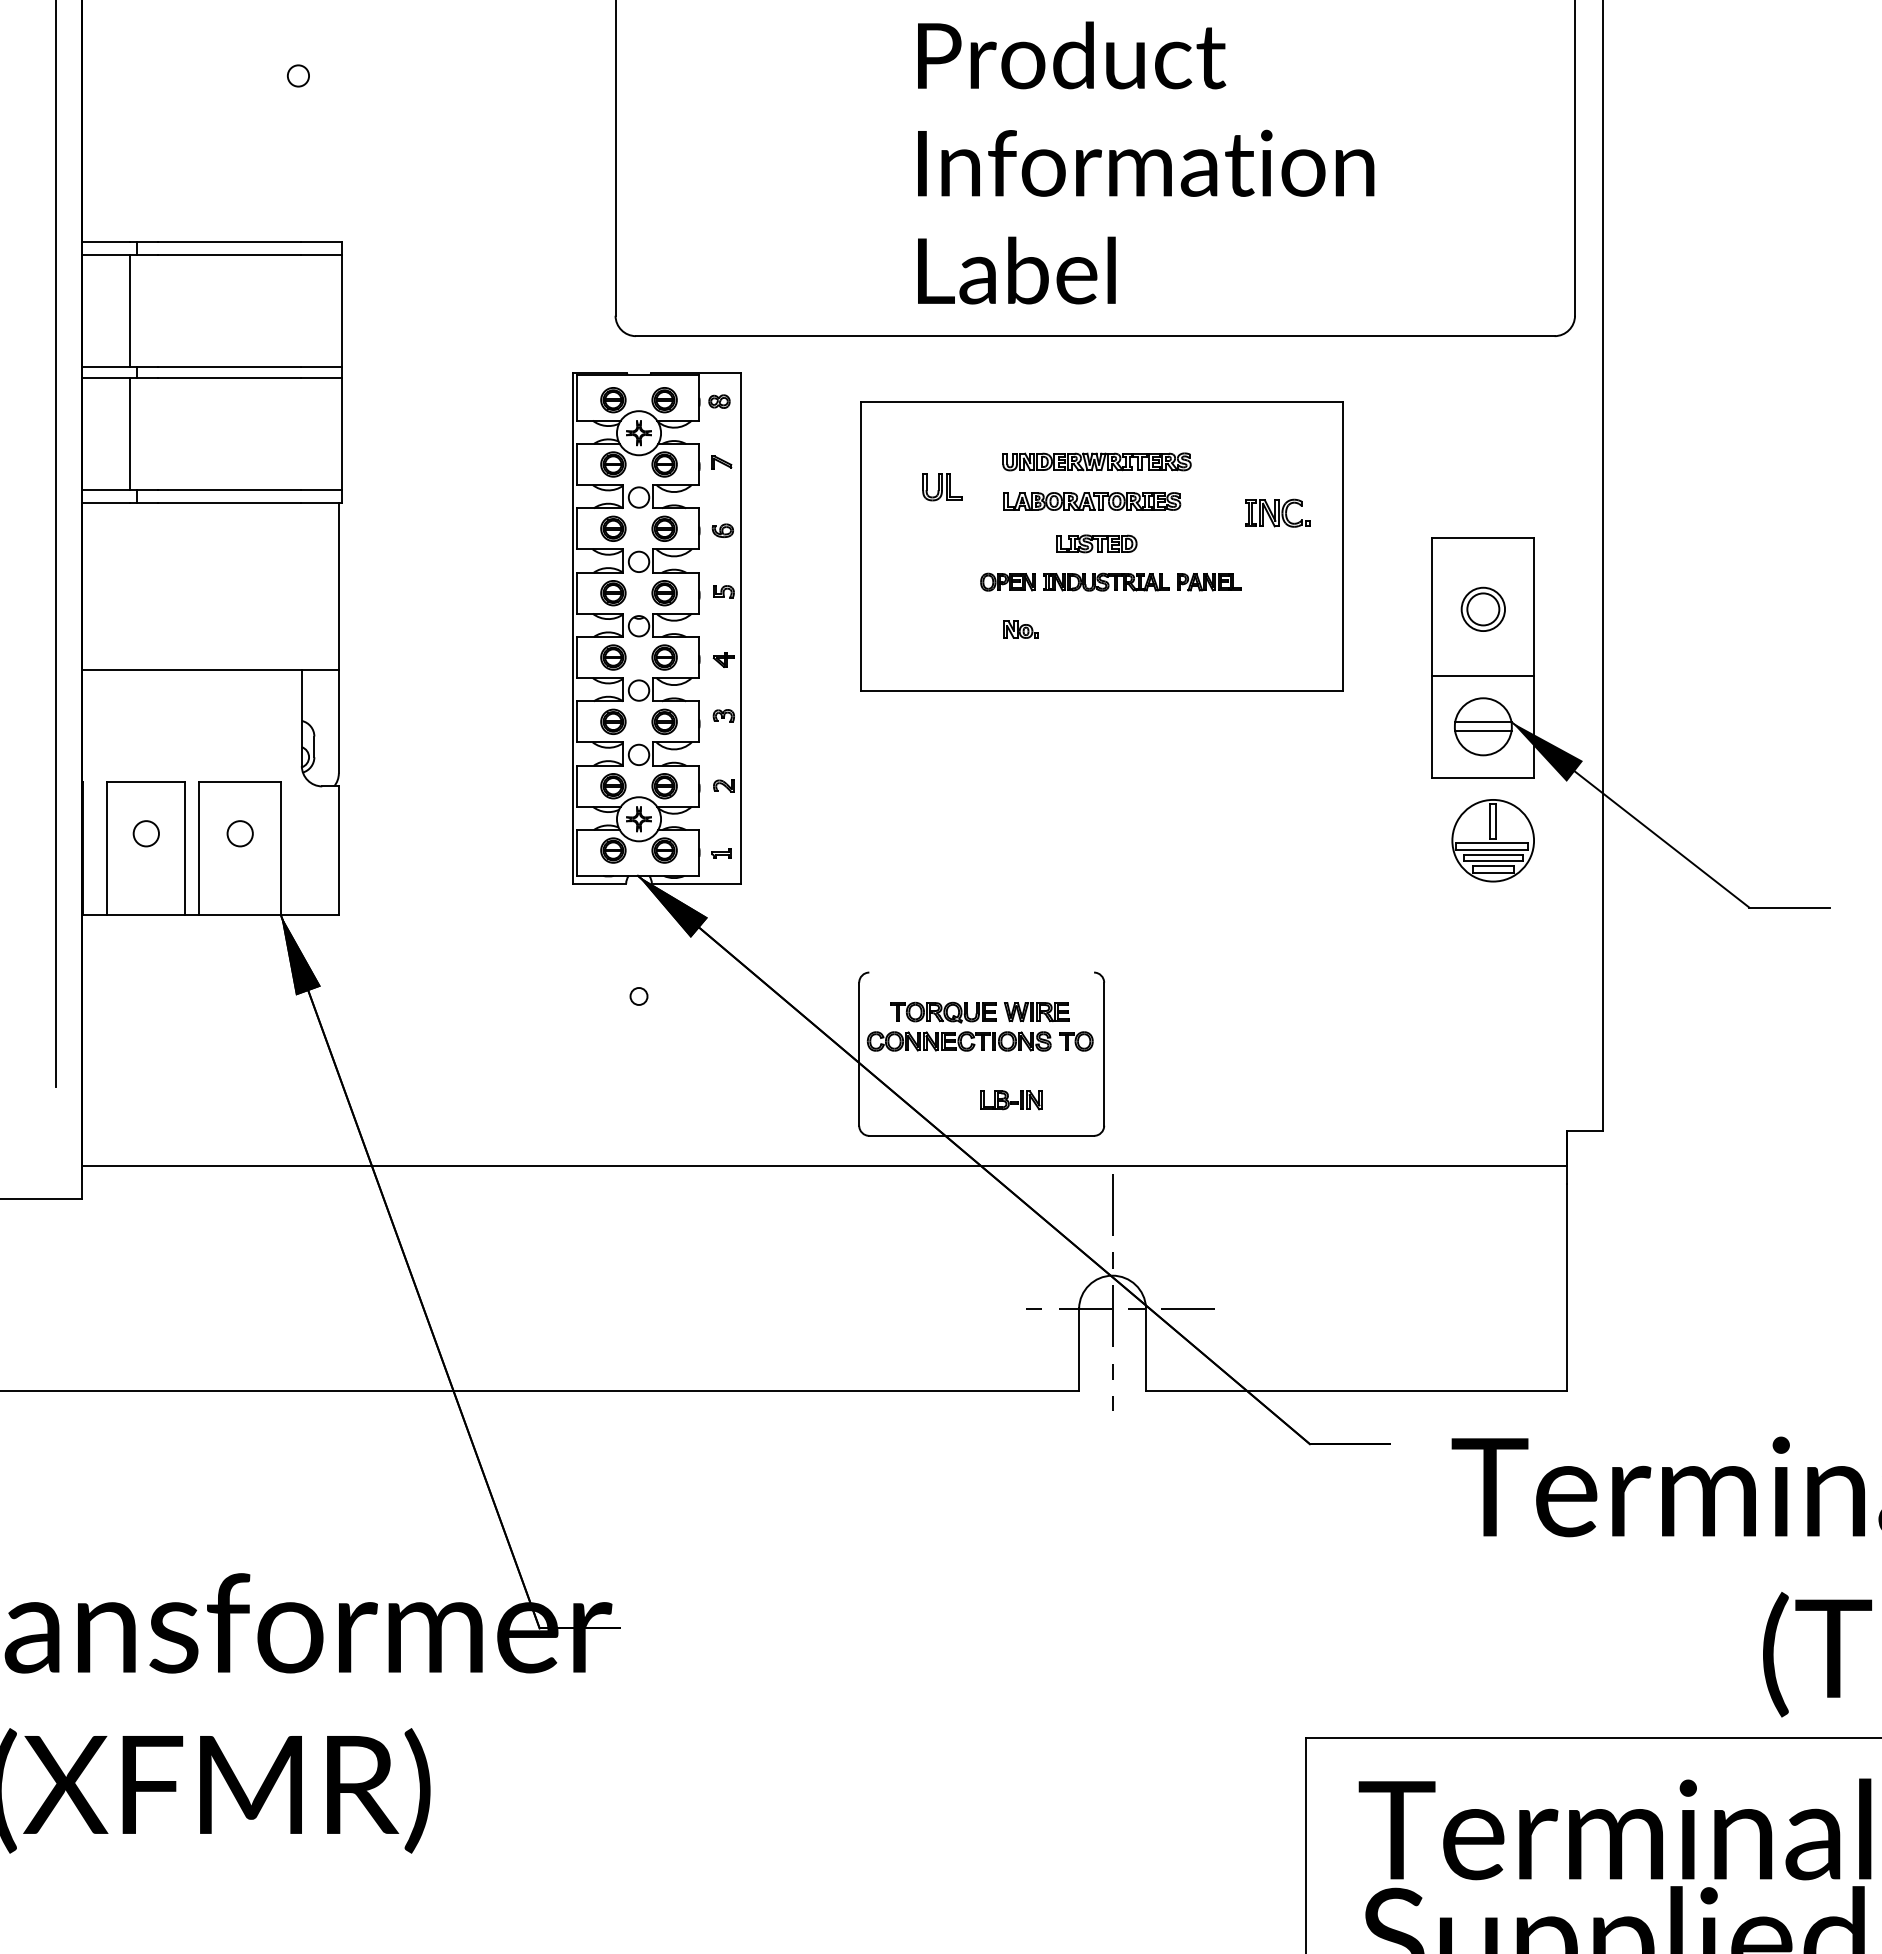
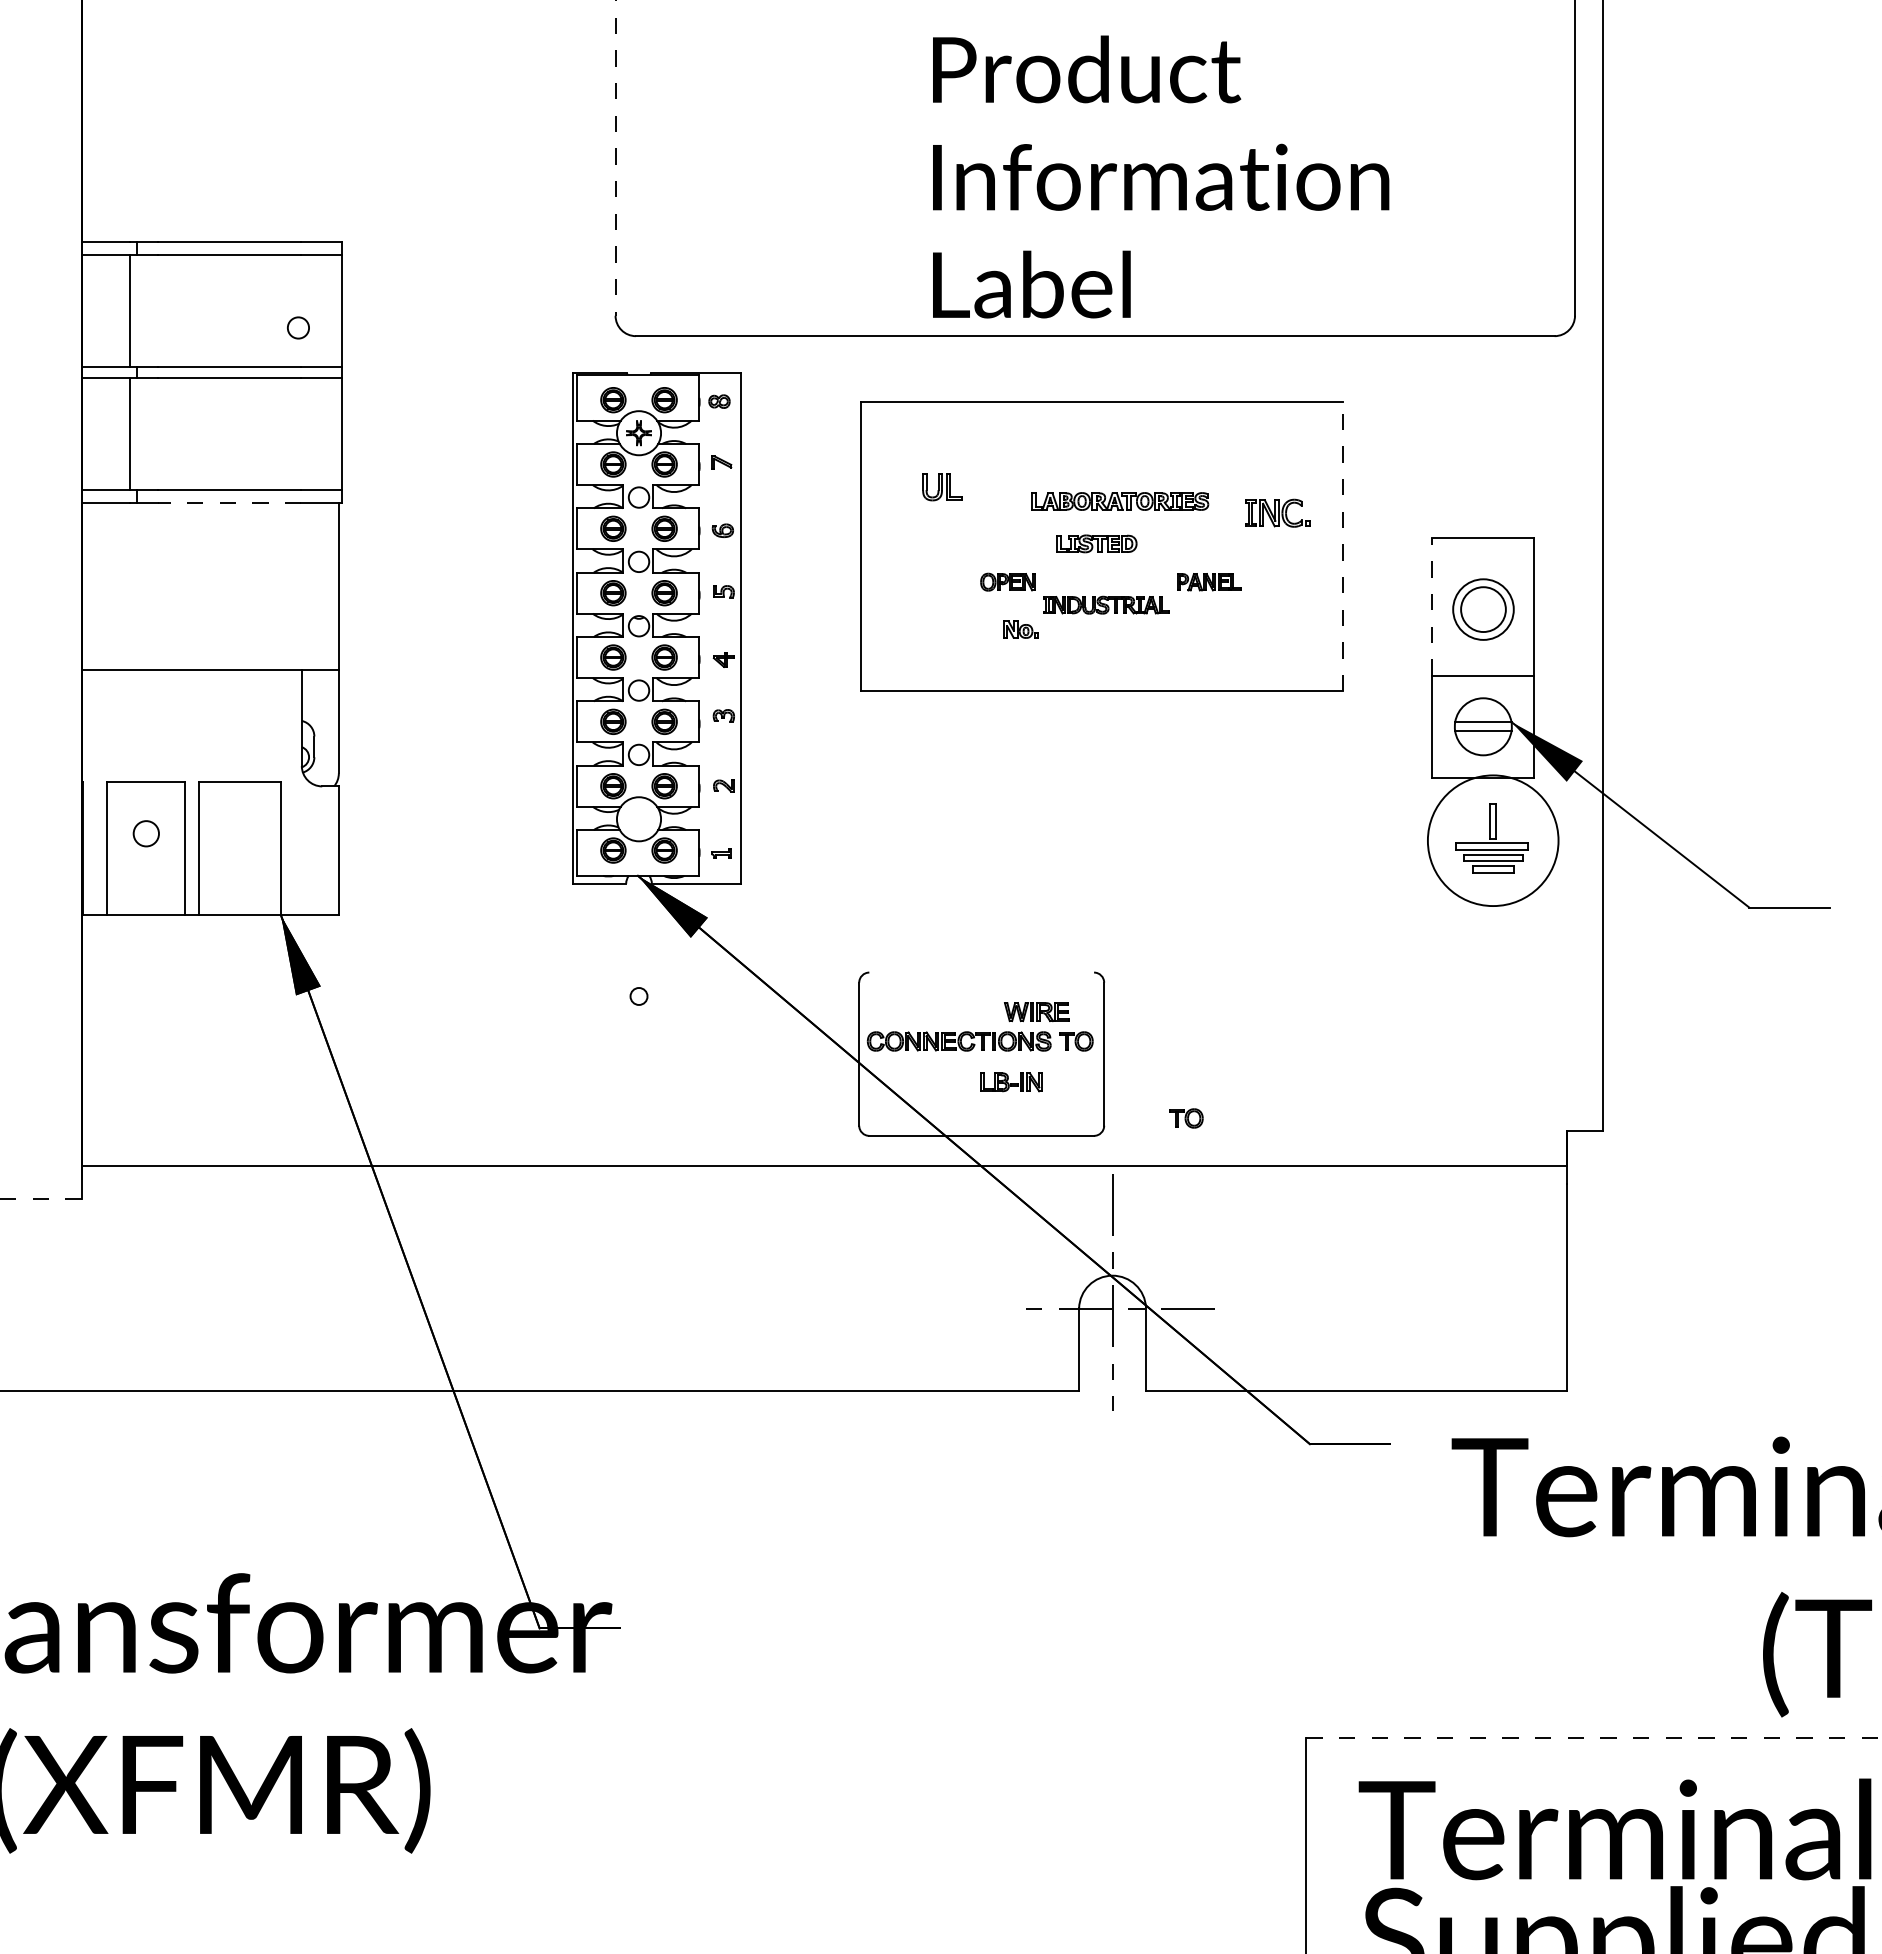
circle position: (298, 75) -> (298, 327) (298, 327)
line: solid -> dashed (615, 158)
text position: (1146, 162) -> (1161, 176) (1161, 176)
part: present -> none (1096, 461)
part position: (1092, 501) -> (1120, 501) (1120, 501)
line: solid -> dashed (229, 503)
line: present -> none (56, 544)
line: solid -> dashed (1342, 546)
part position: (1106, 581) -> (1106, 604) (1106, 604)
line: solid -> dashed (1432, 606)
part size: 46x46 px -> 63x63 px (1483, 609)
part: present -> none (638, 819)
circle: present -> none (239, 833)
circle diameter: 82 px -> 131 px (1492, 840)
part: present -> none (943, 1012)
part position: (1011, 1100) -> (1011, 1082) (1011, 1082)
part: none -> present (1186, 1118)
line: solid -> dashed (40, 1199)
line: solid -> dashed (1594, 1738)
